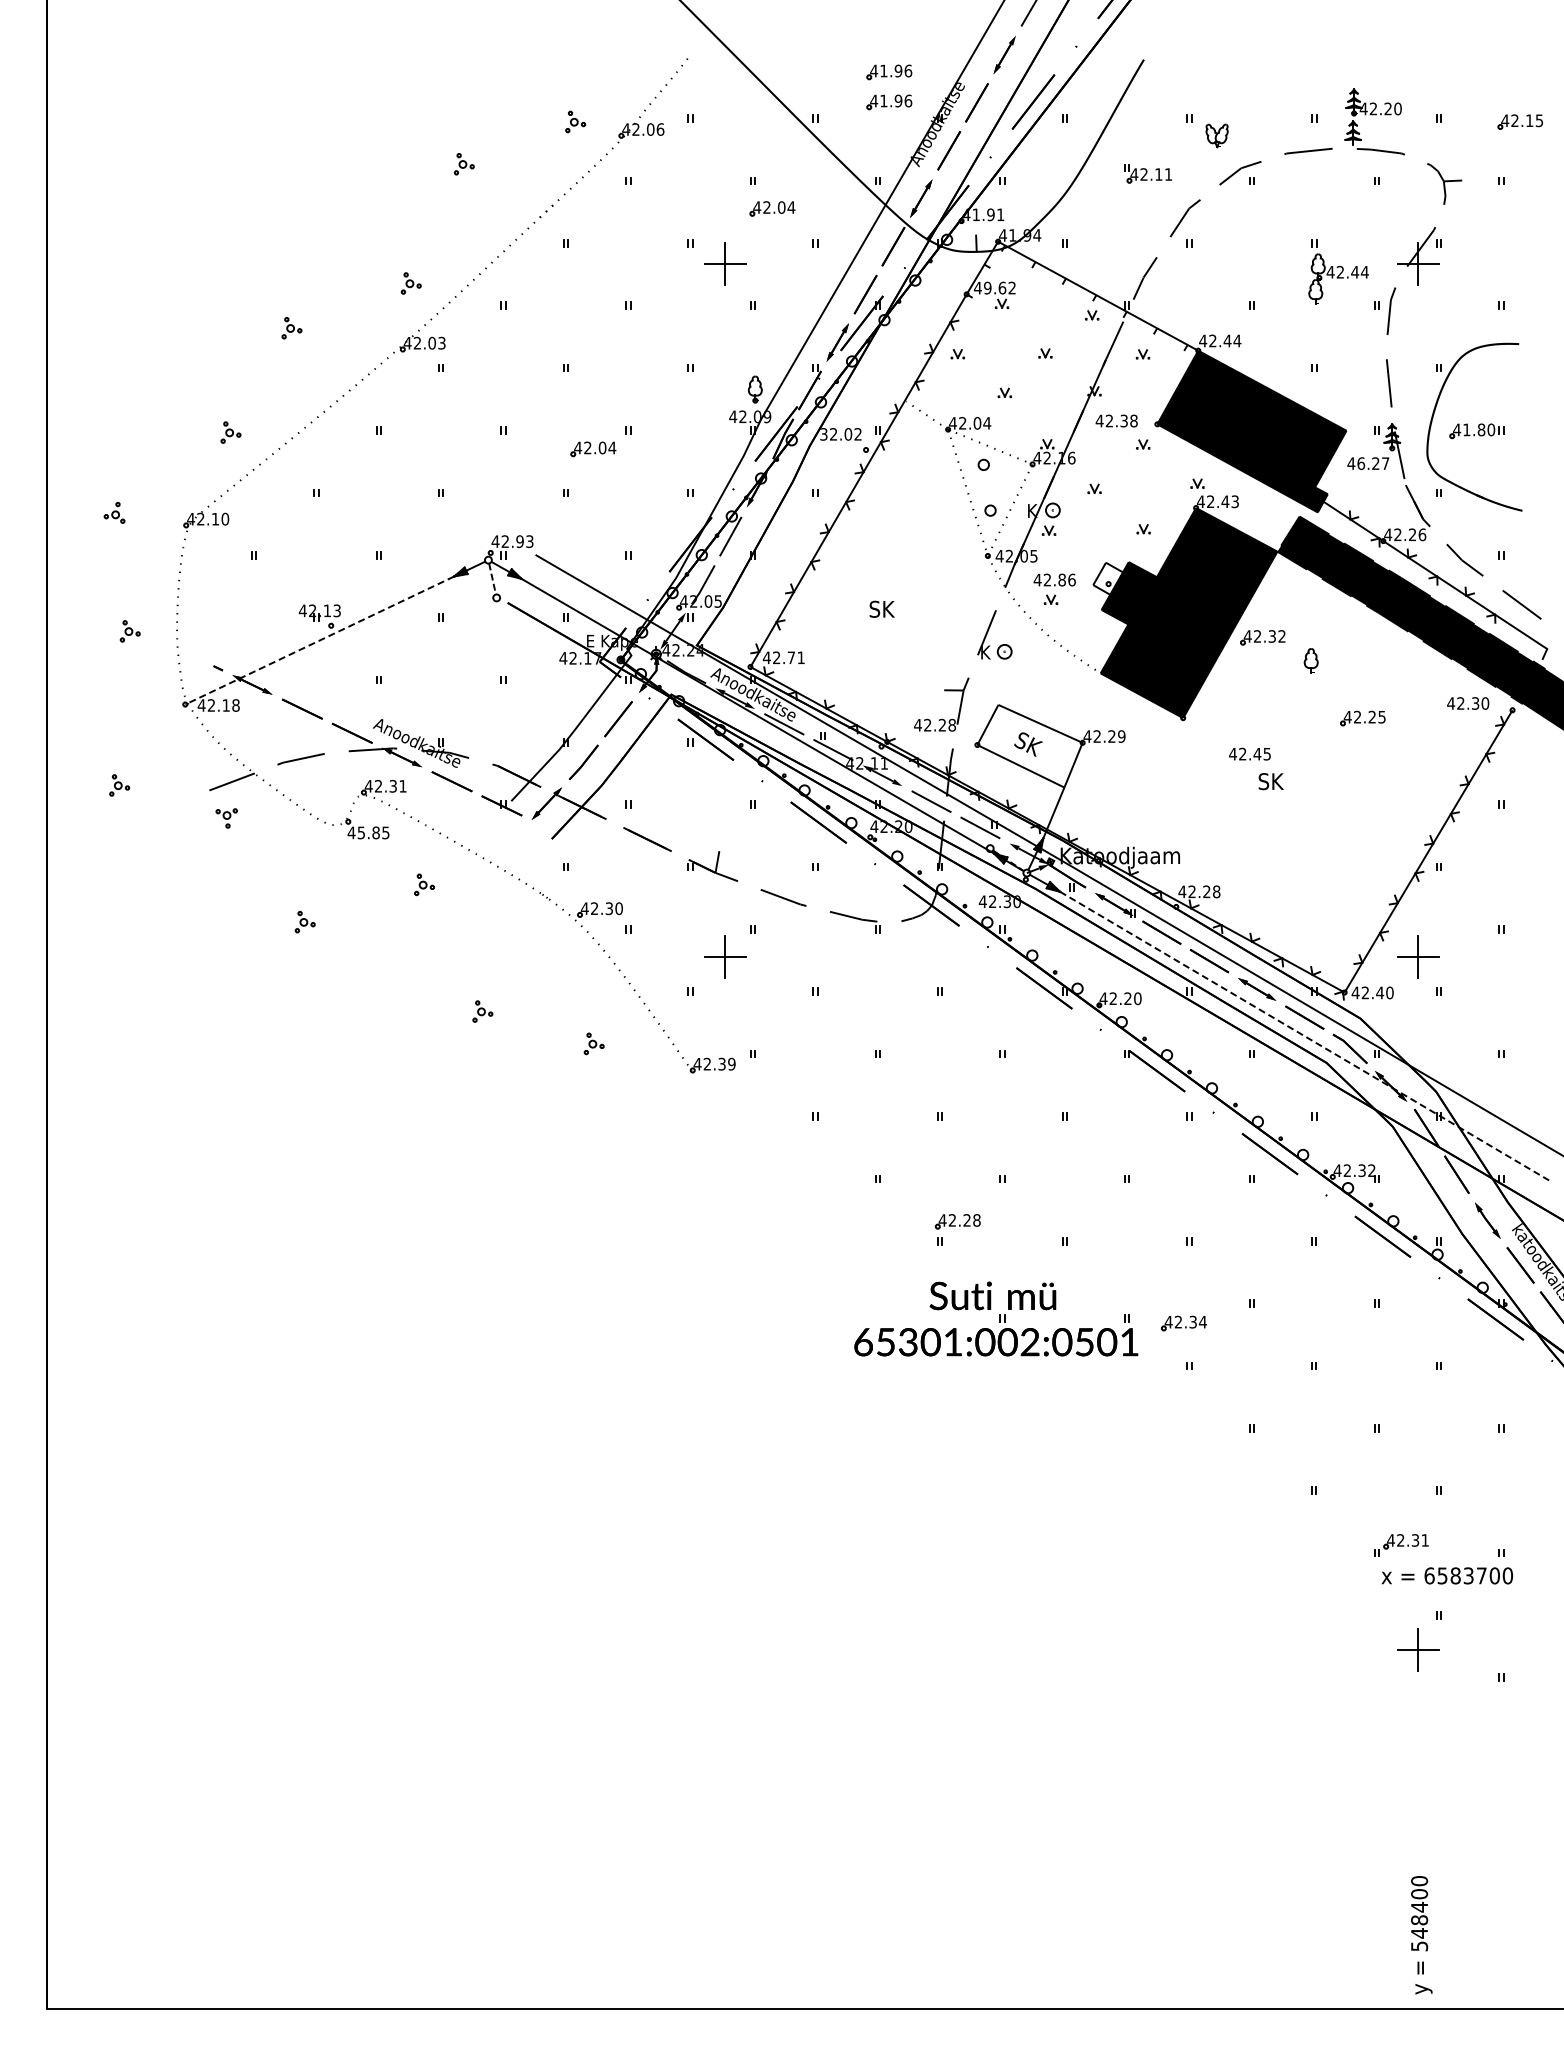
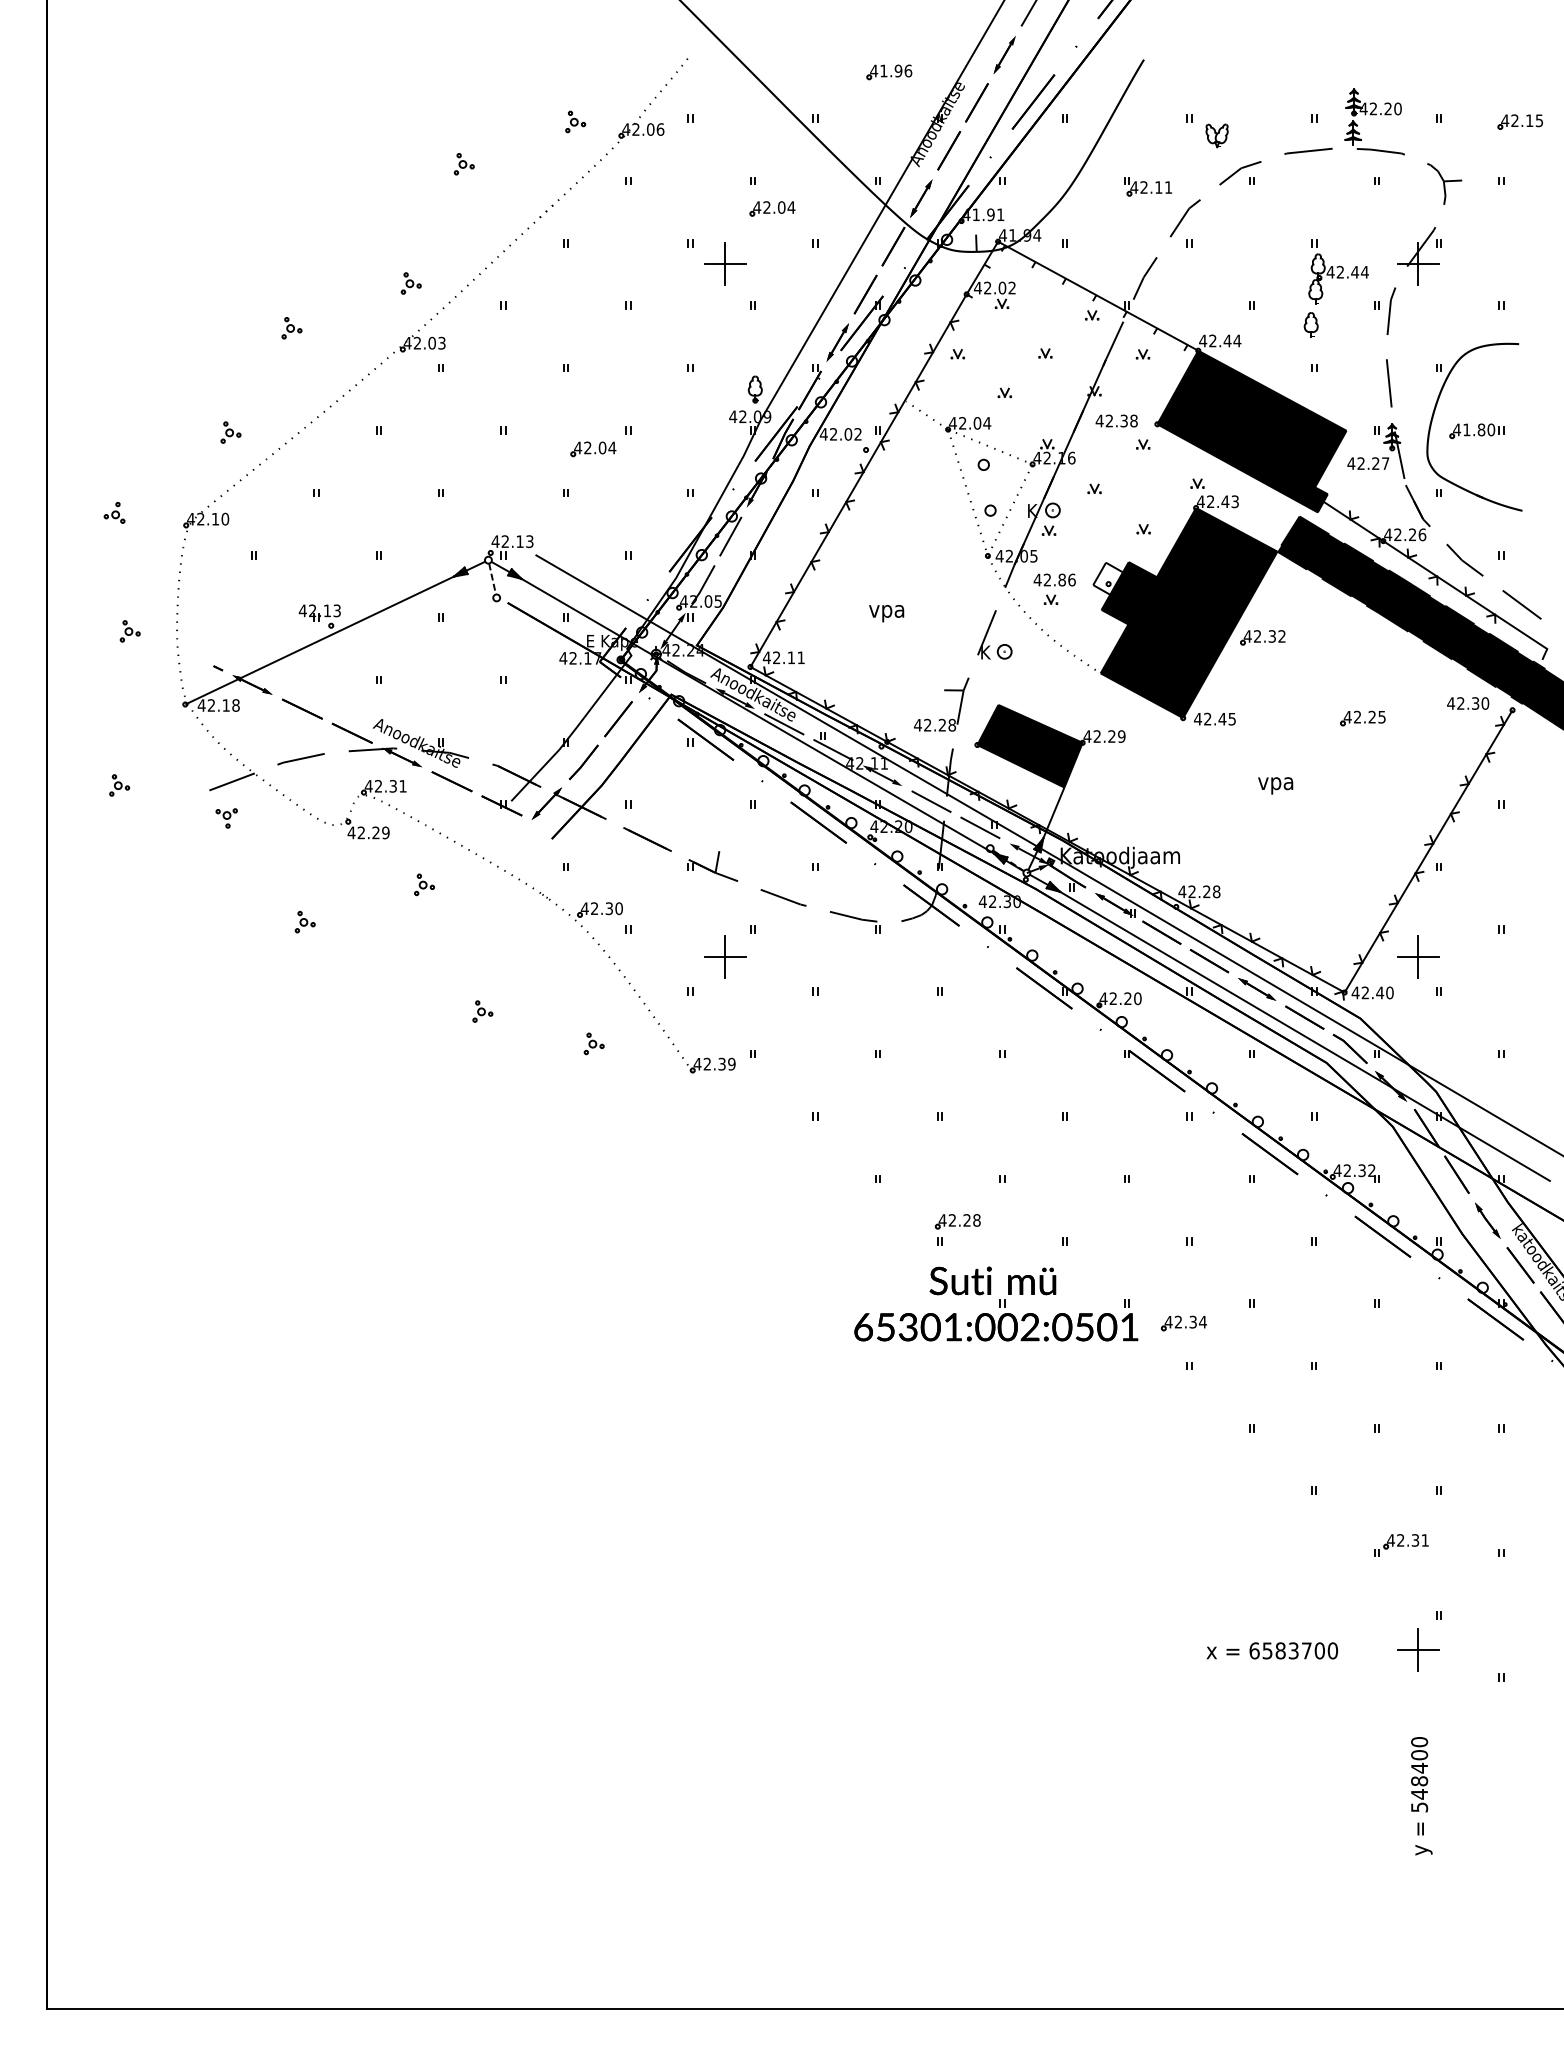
part: present -> none (889, 102)
part position: (1147, 173) -> (1147, 186) (1147, 186)
text: 49.62 -> 42.02 (995, 287)
text: 32.02 -> 42.02 (823, 434)
text: 46.27 -> 42.27 (1361, 463)
text: 42.93 -> 42.13 (519, 541)
text: SK -> vpa (886, 611)
line: dashed -> solid (319, 640)
text: 42.71 -> 42.11 (790, 657)
part position: (1310, 660) -> (1310, 324) (1310, 324)
fill: none -> present (1029, 745)
text position: (1249, 753) -> (1214, 718) (1214, 718)
text: SK -> vpa (1275, 783)
text: 45.85 -> 42.29 (373, 832)
line: dashed -> solid (1305, 1036)
part position: (996, 1318) -> (996, 1303) (996, 1303)
text position: (1446, 1575) -> (1271, 1650) (1271, 1650)
text position: (1421, 1935) -> (1421, 1796) (1421, 1796)
